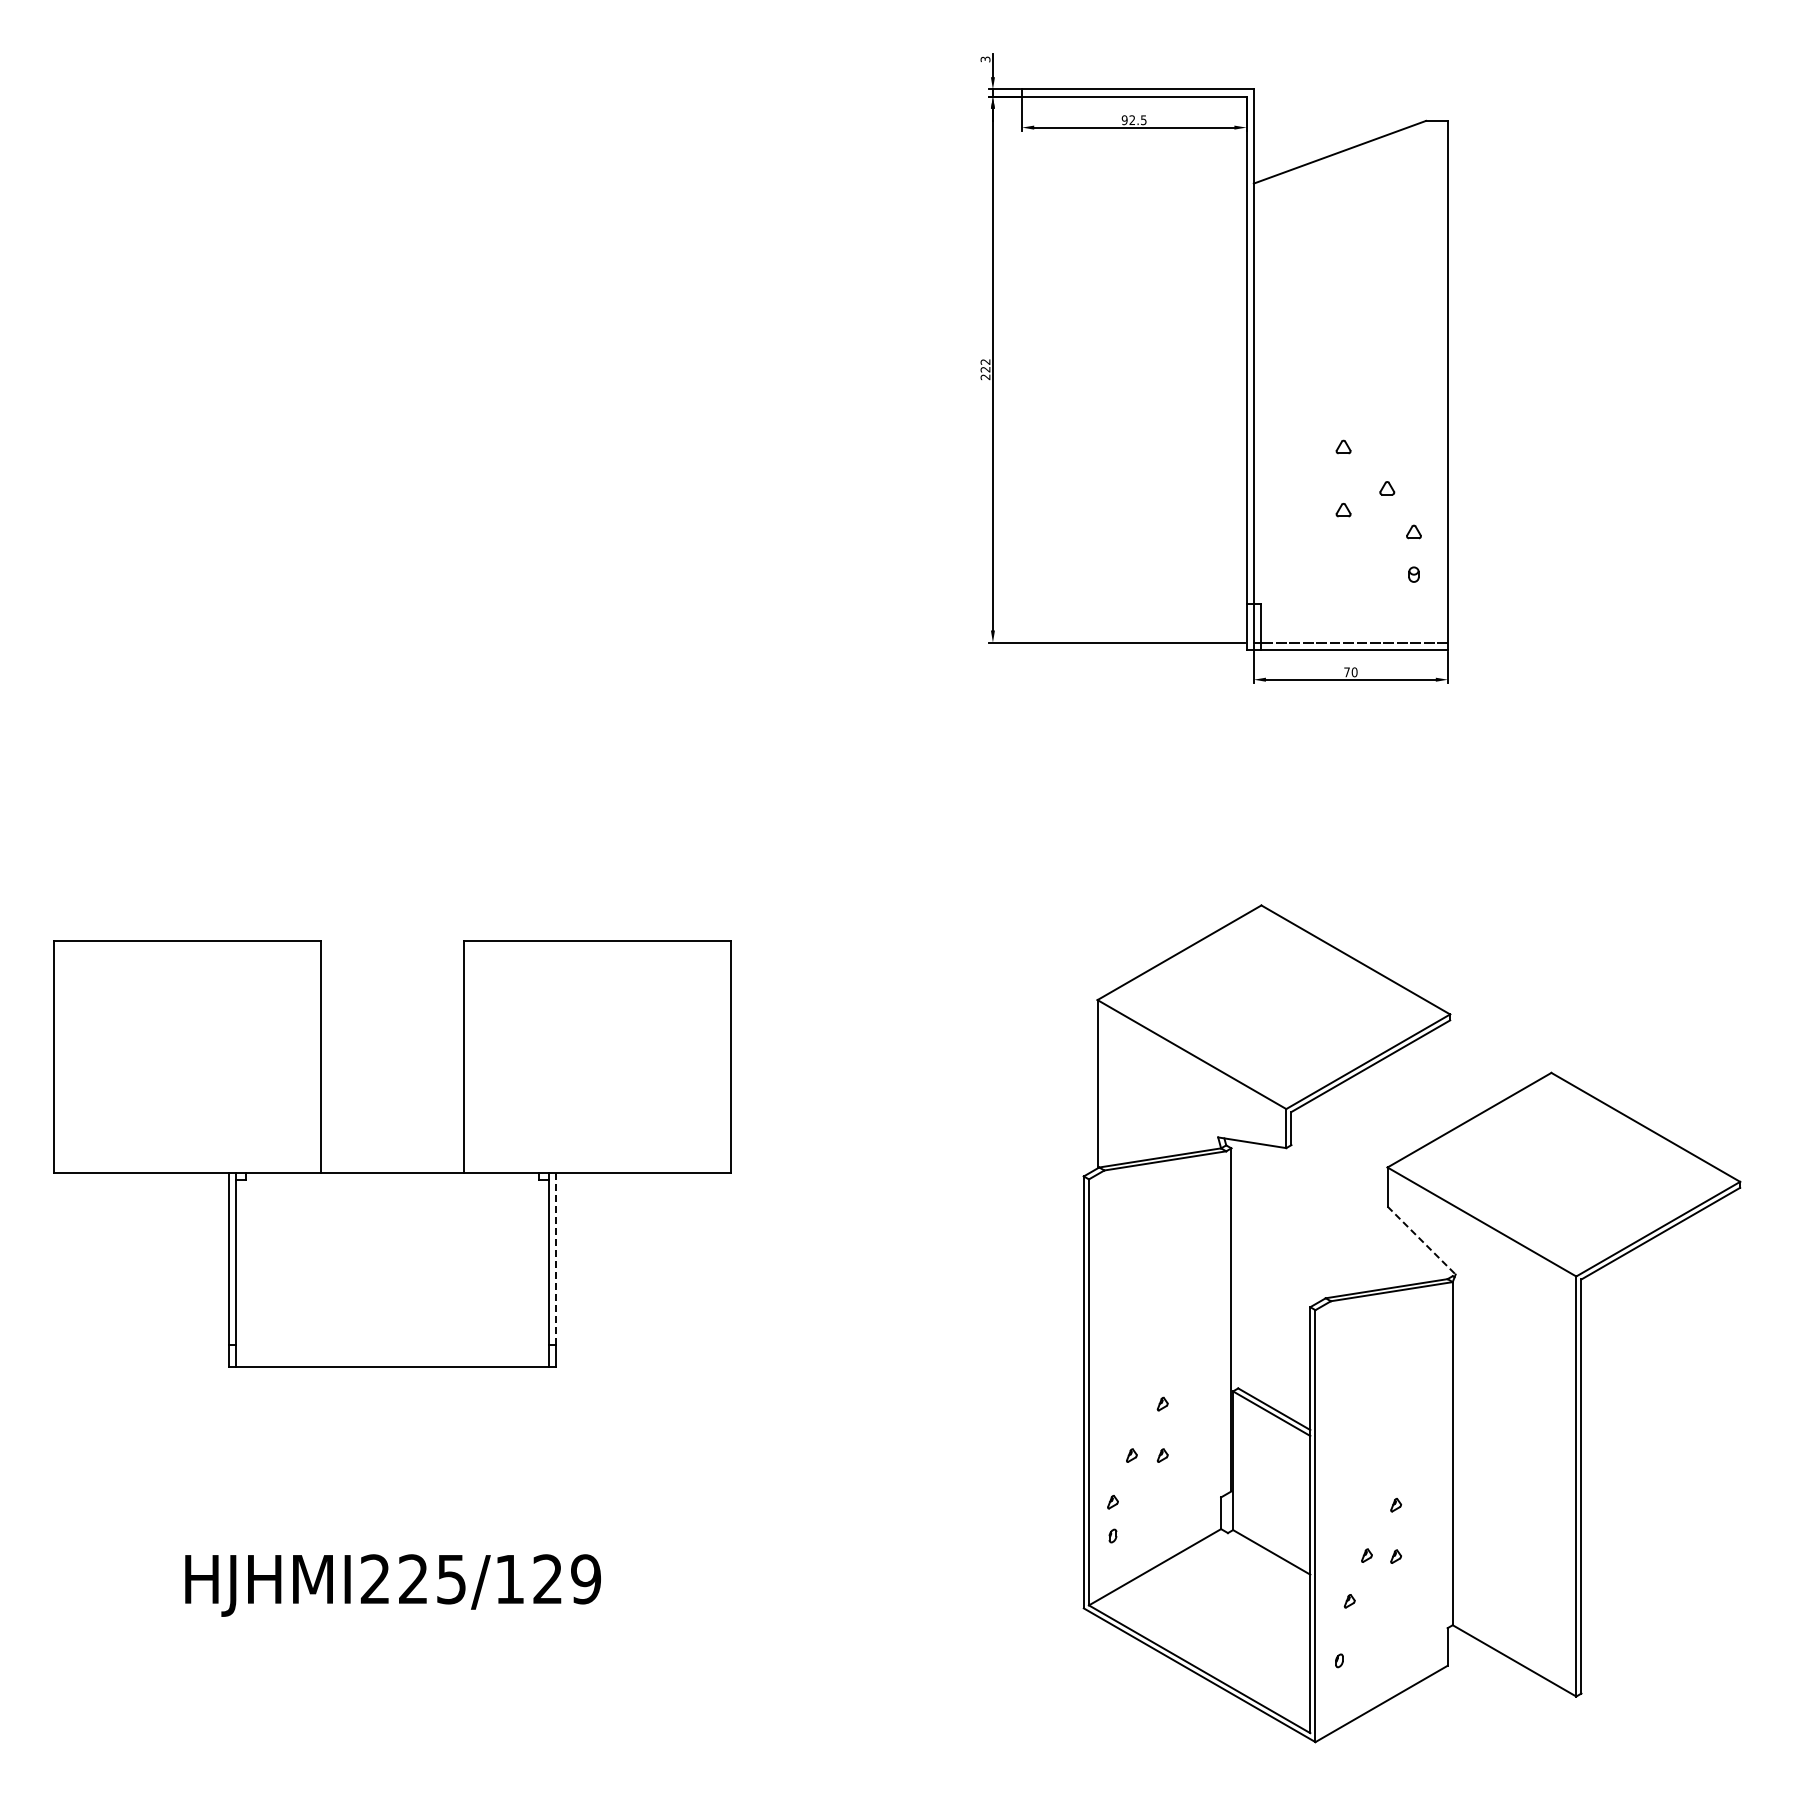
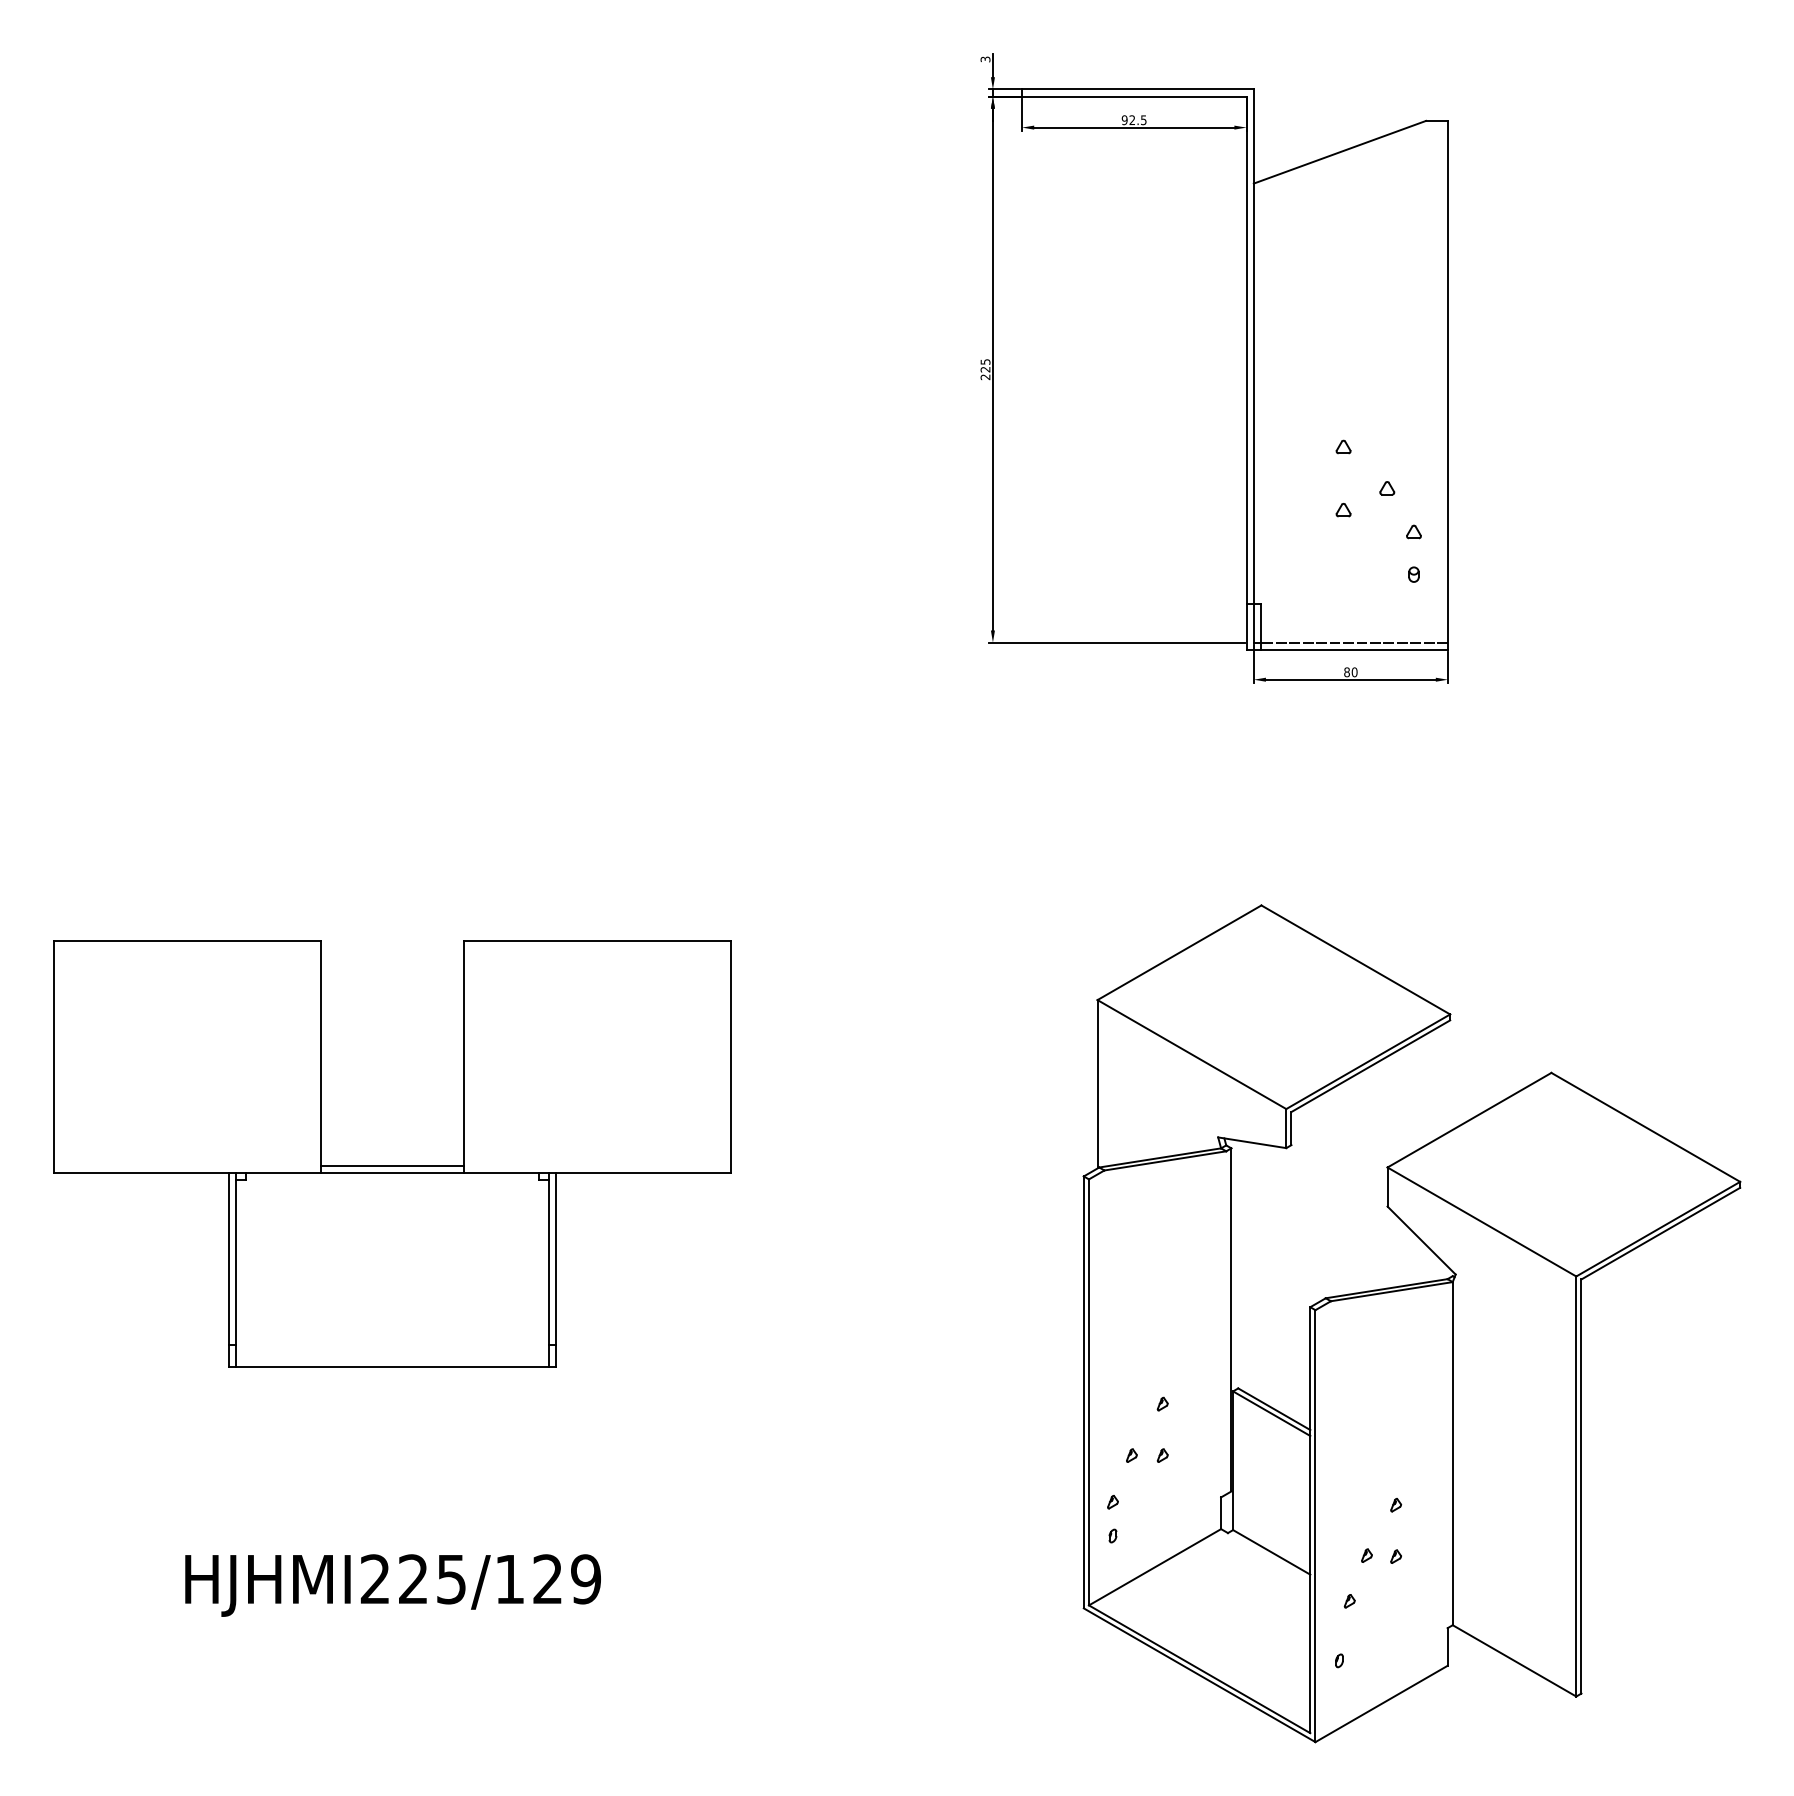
text: 222 -> 225 (985, 361)
text: 70 -> 80 (1346, 672)
line: none -> present (391, 1165)
line: dashed -> solid (1421, 1240)
line: dashed -> solid (556, 1259)
